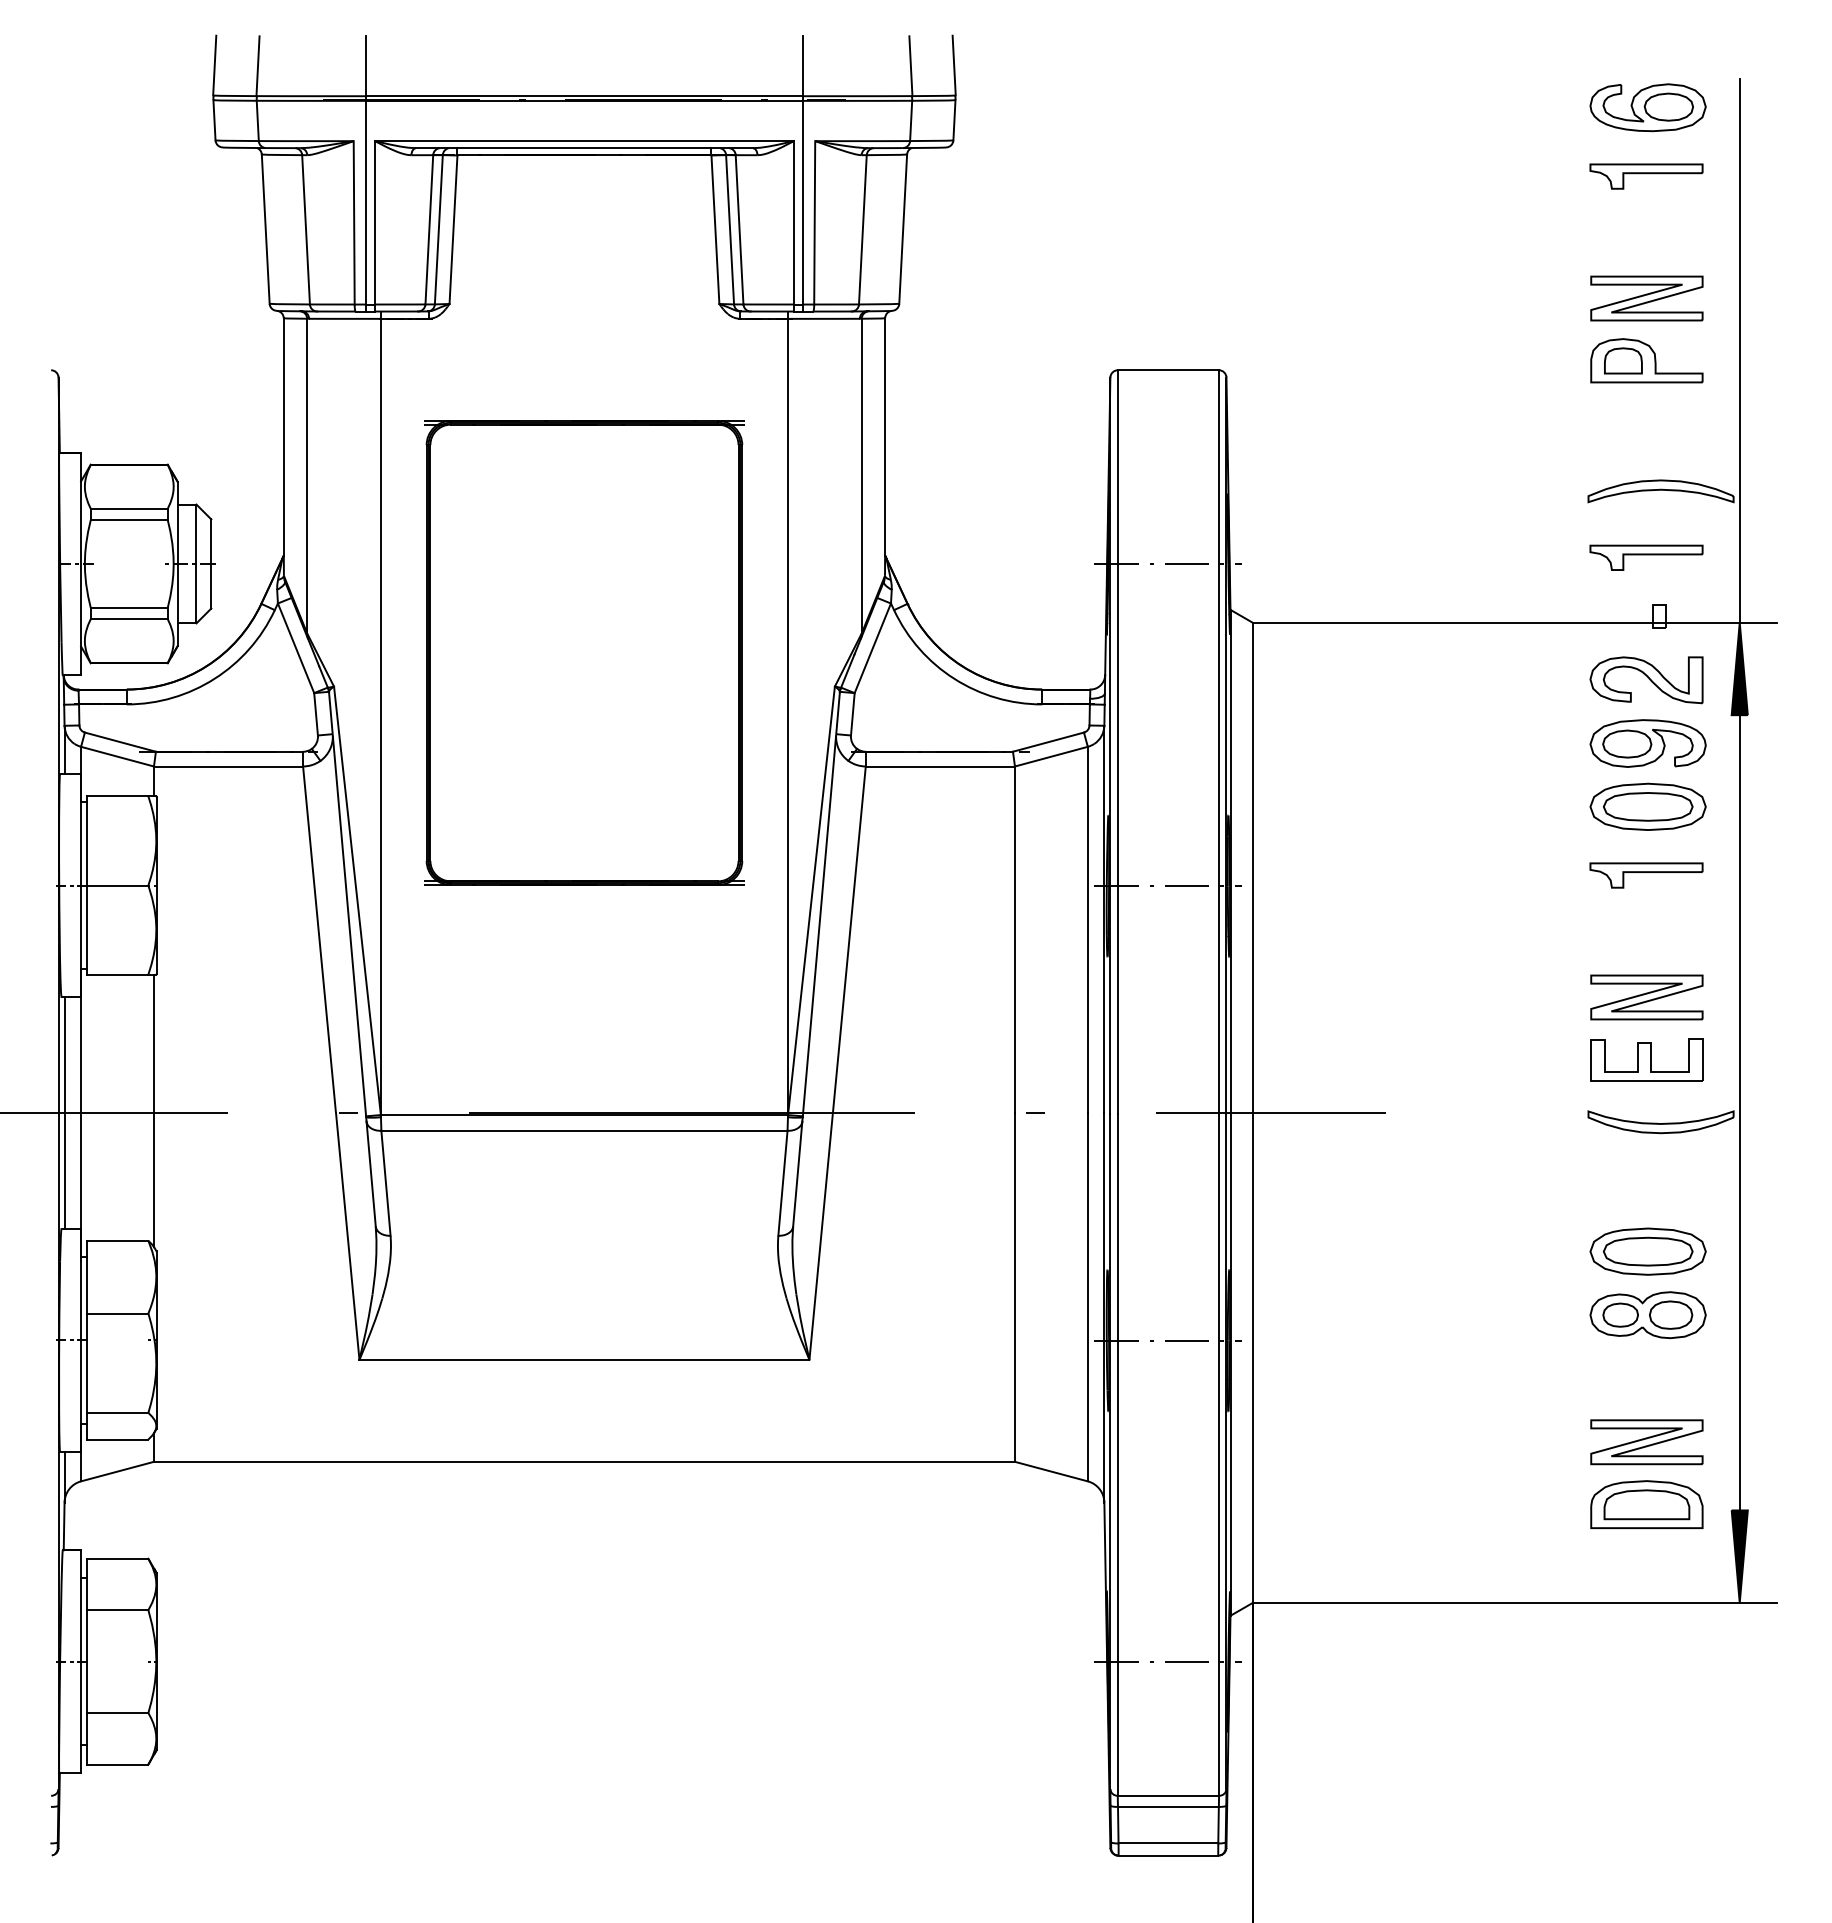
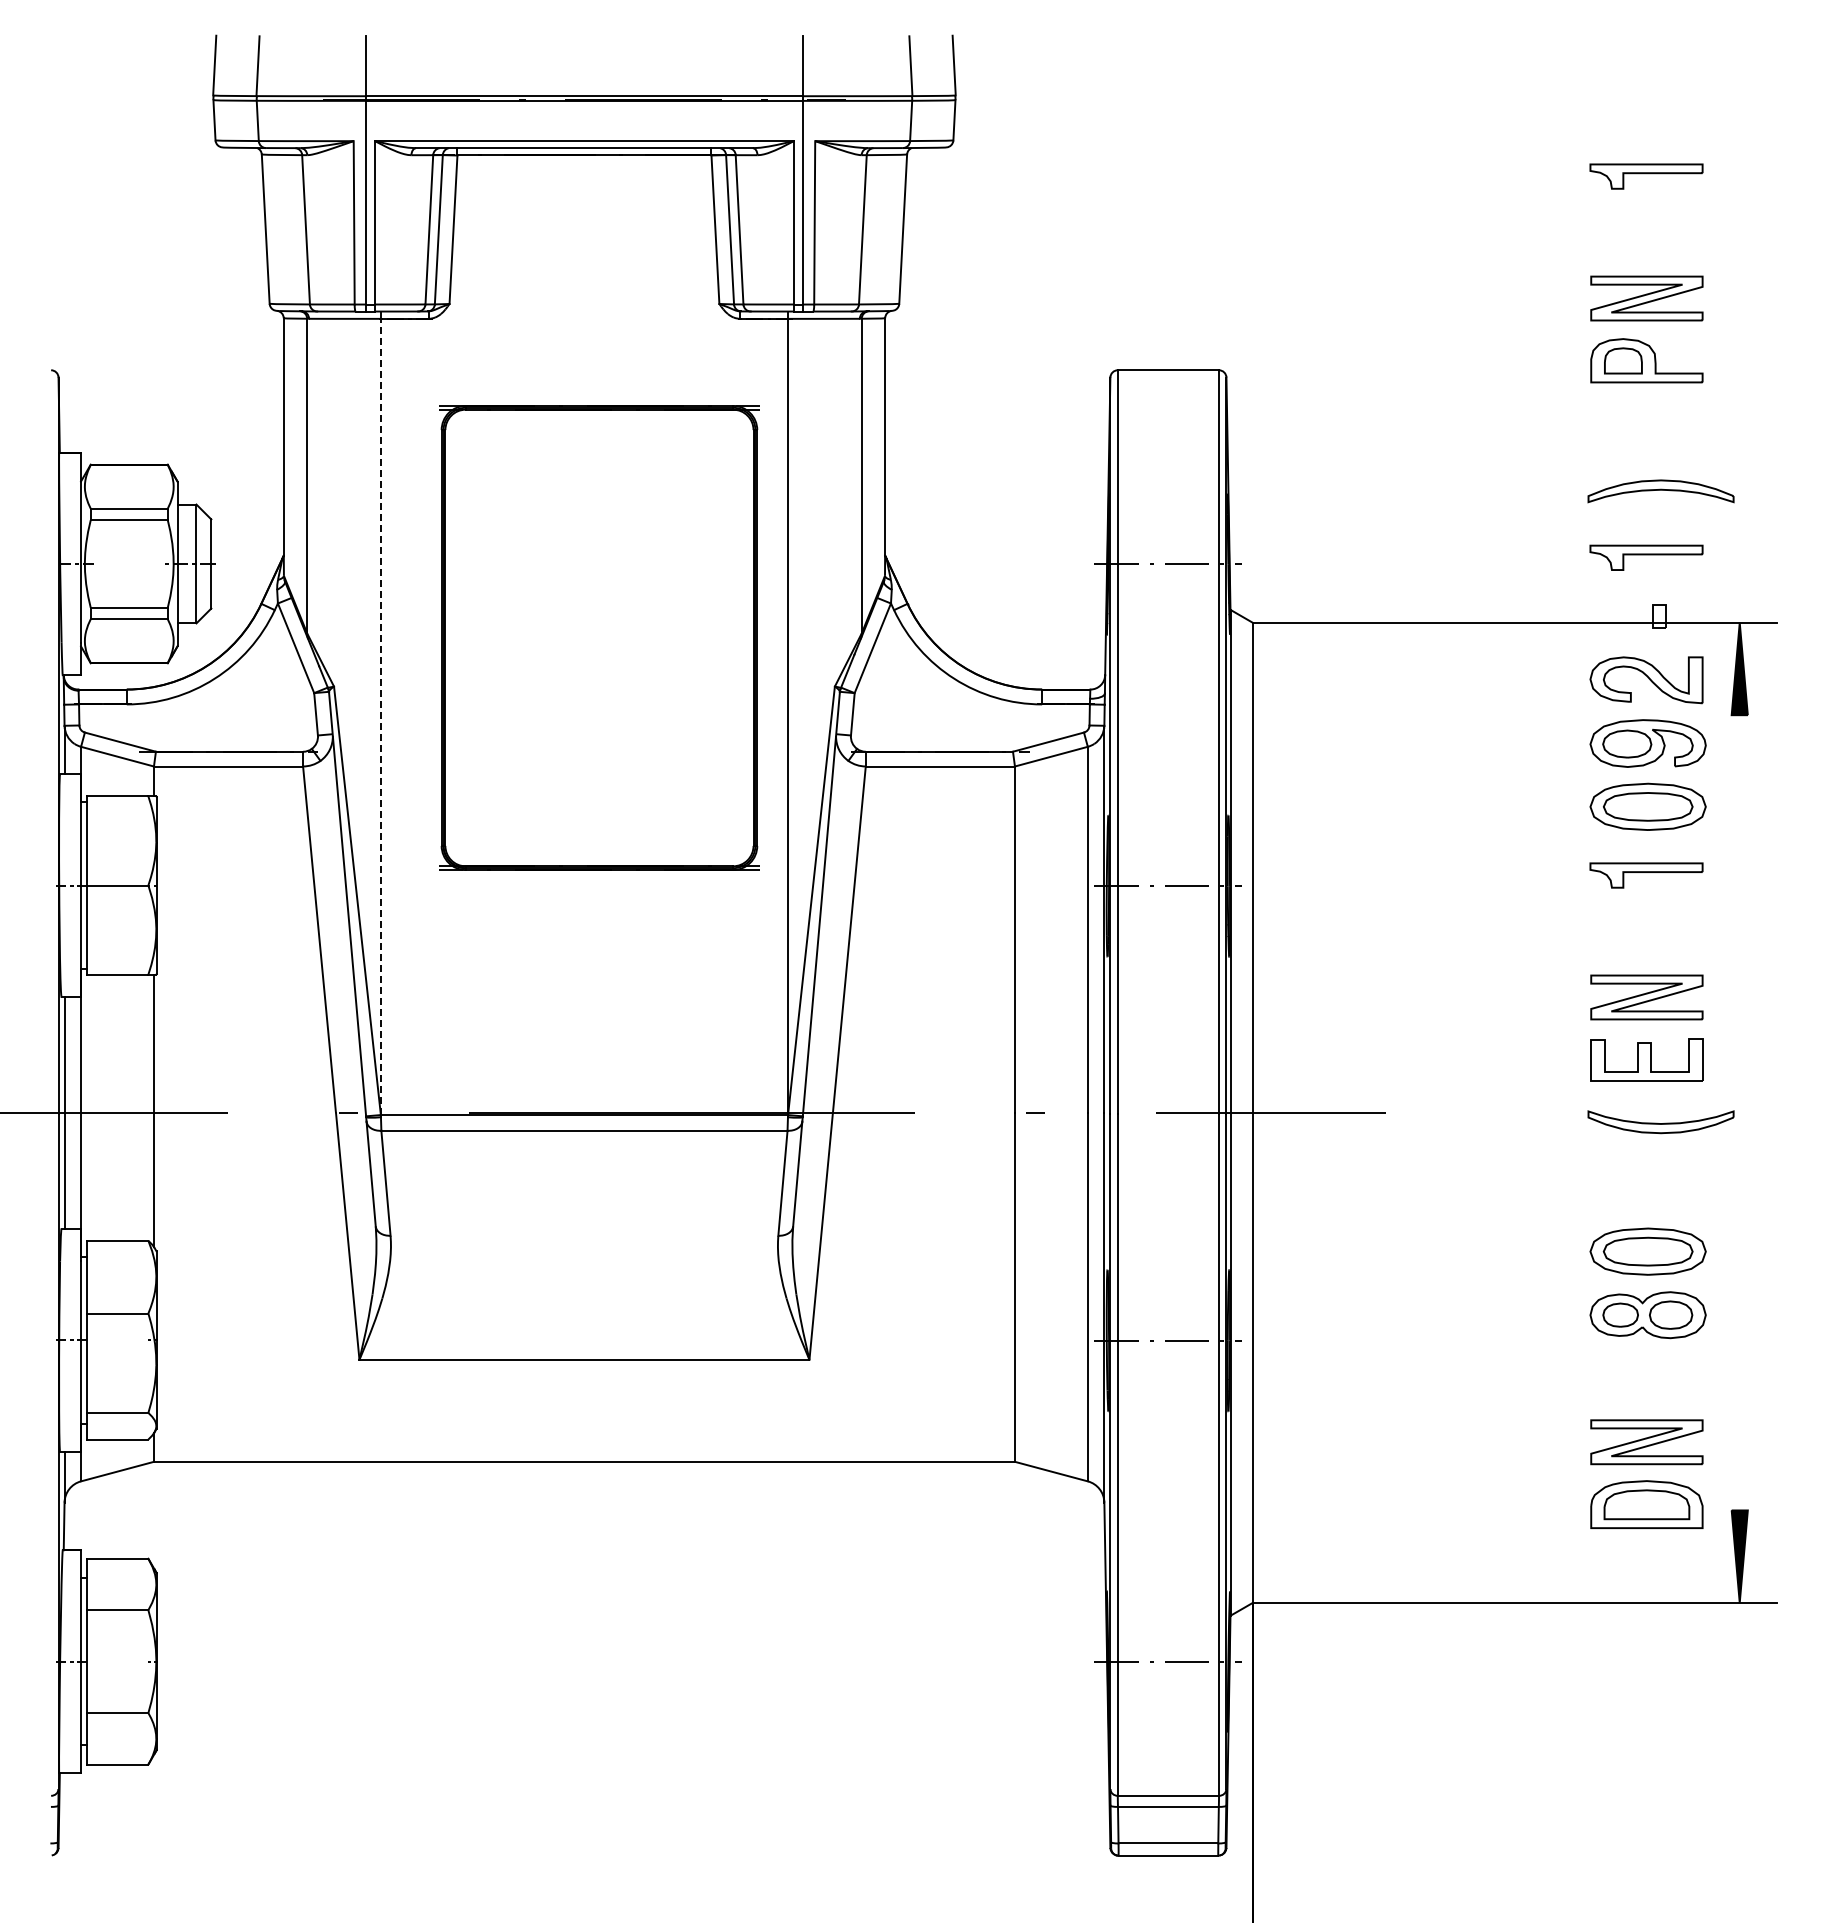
part: present -> none (1647, 107)
line: present -> none (1739, 350)
part position: (584, 652) -> (599, 637) (599, 637)
line: solid -> dashed (380, 716)
line: present -> none (1739, 1112)
